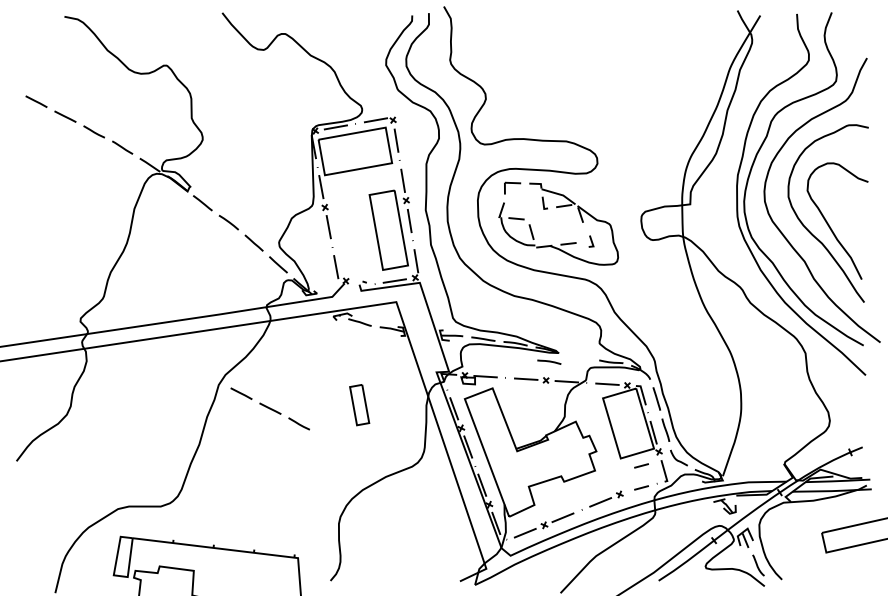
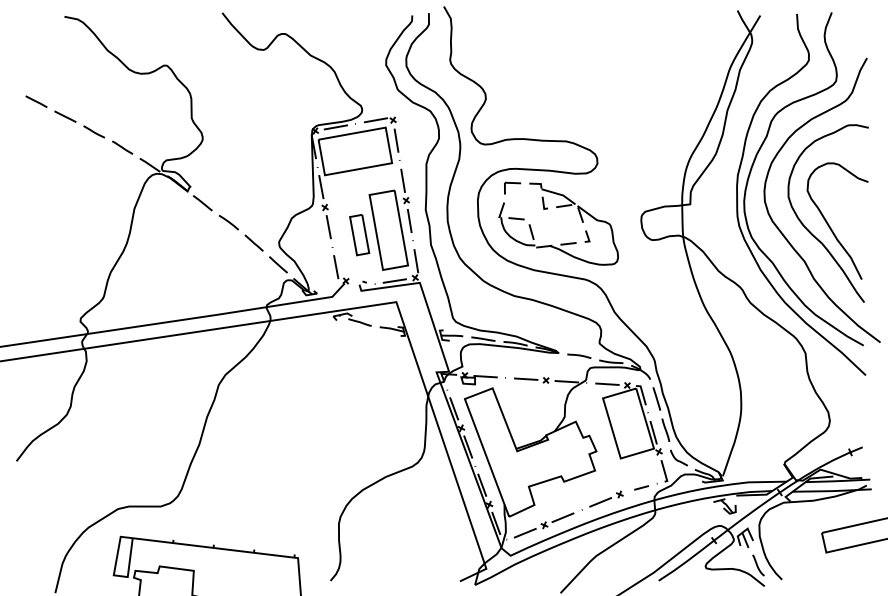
line position: (591, 241) -> (587, 236) (587, 236)
line position: (549, 361) -> (579, 355) (579, 355)
part position: (359, 405) -> (359, 235) (359, 235)
part: present -> none (269, 408)
line: present -> none (641, 465)
